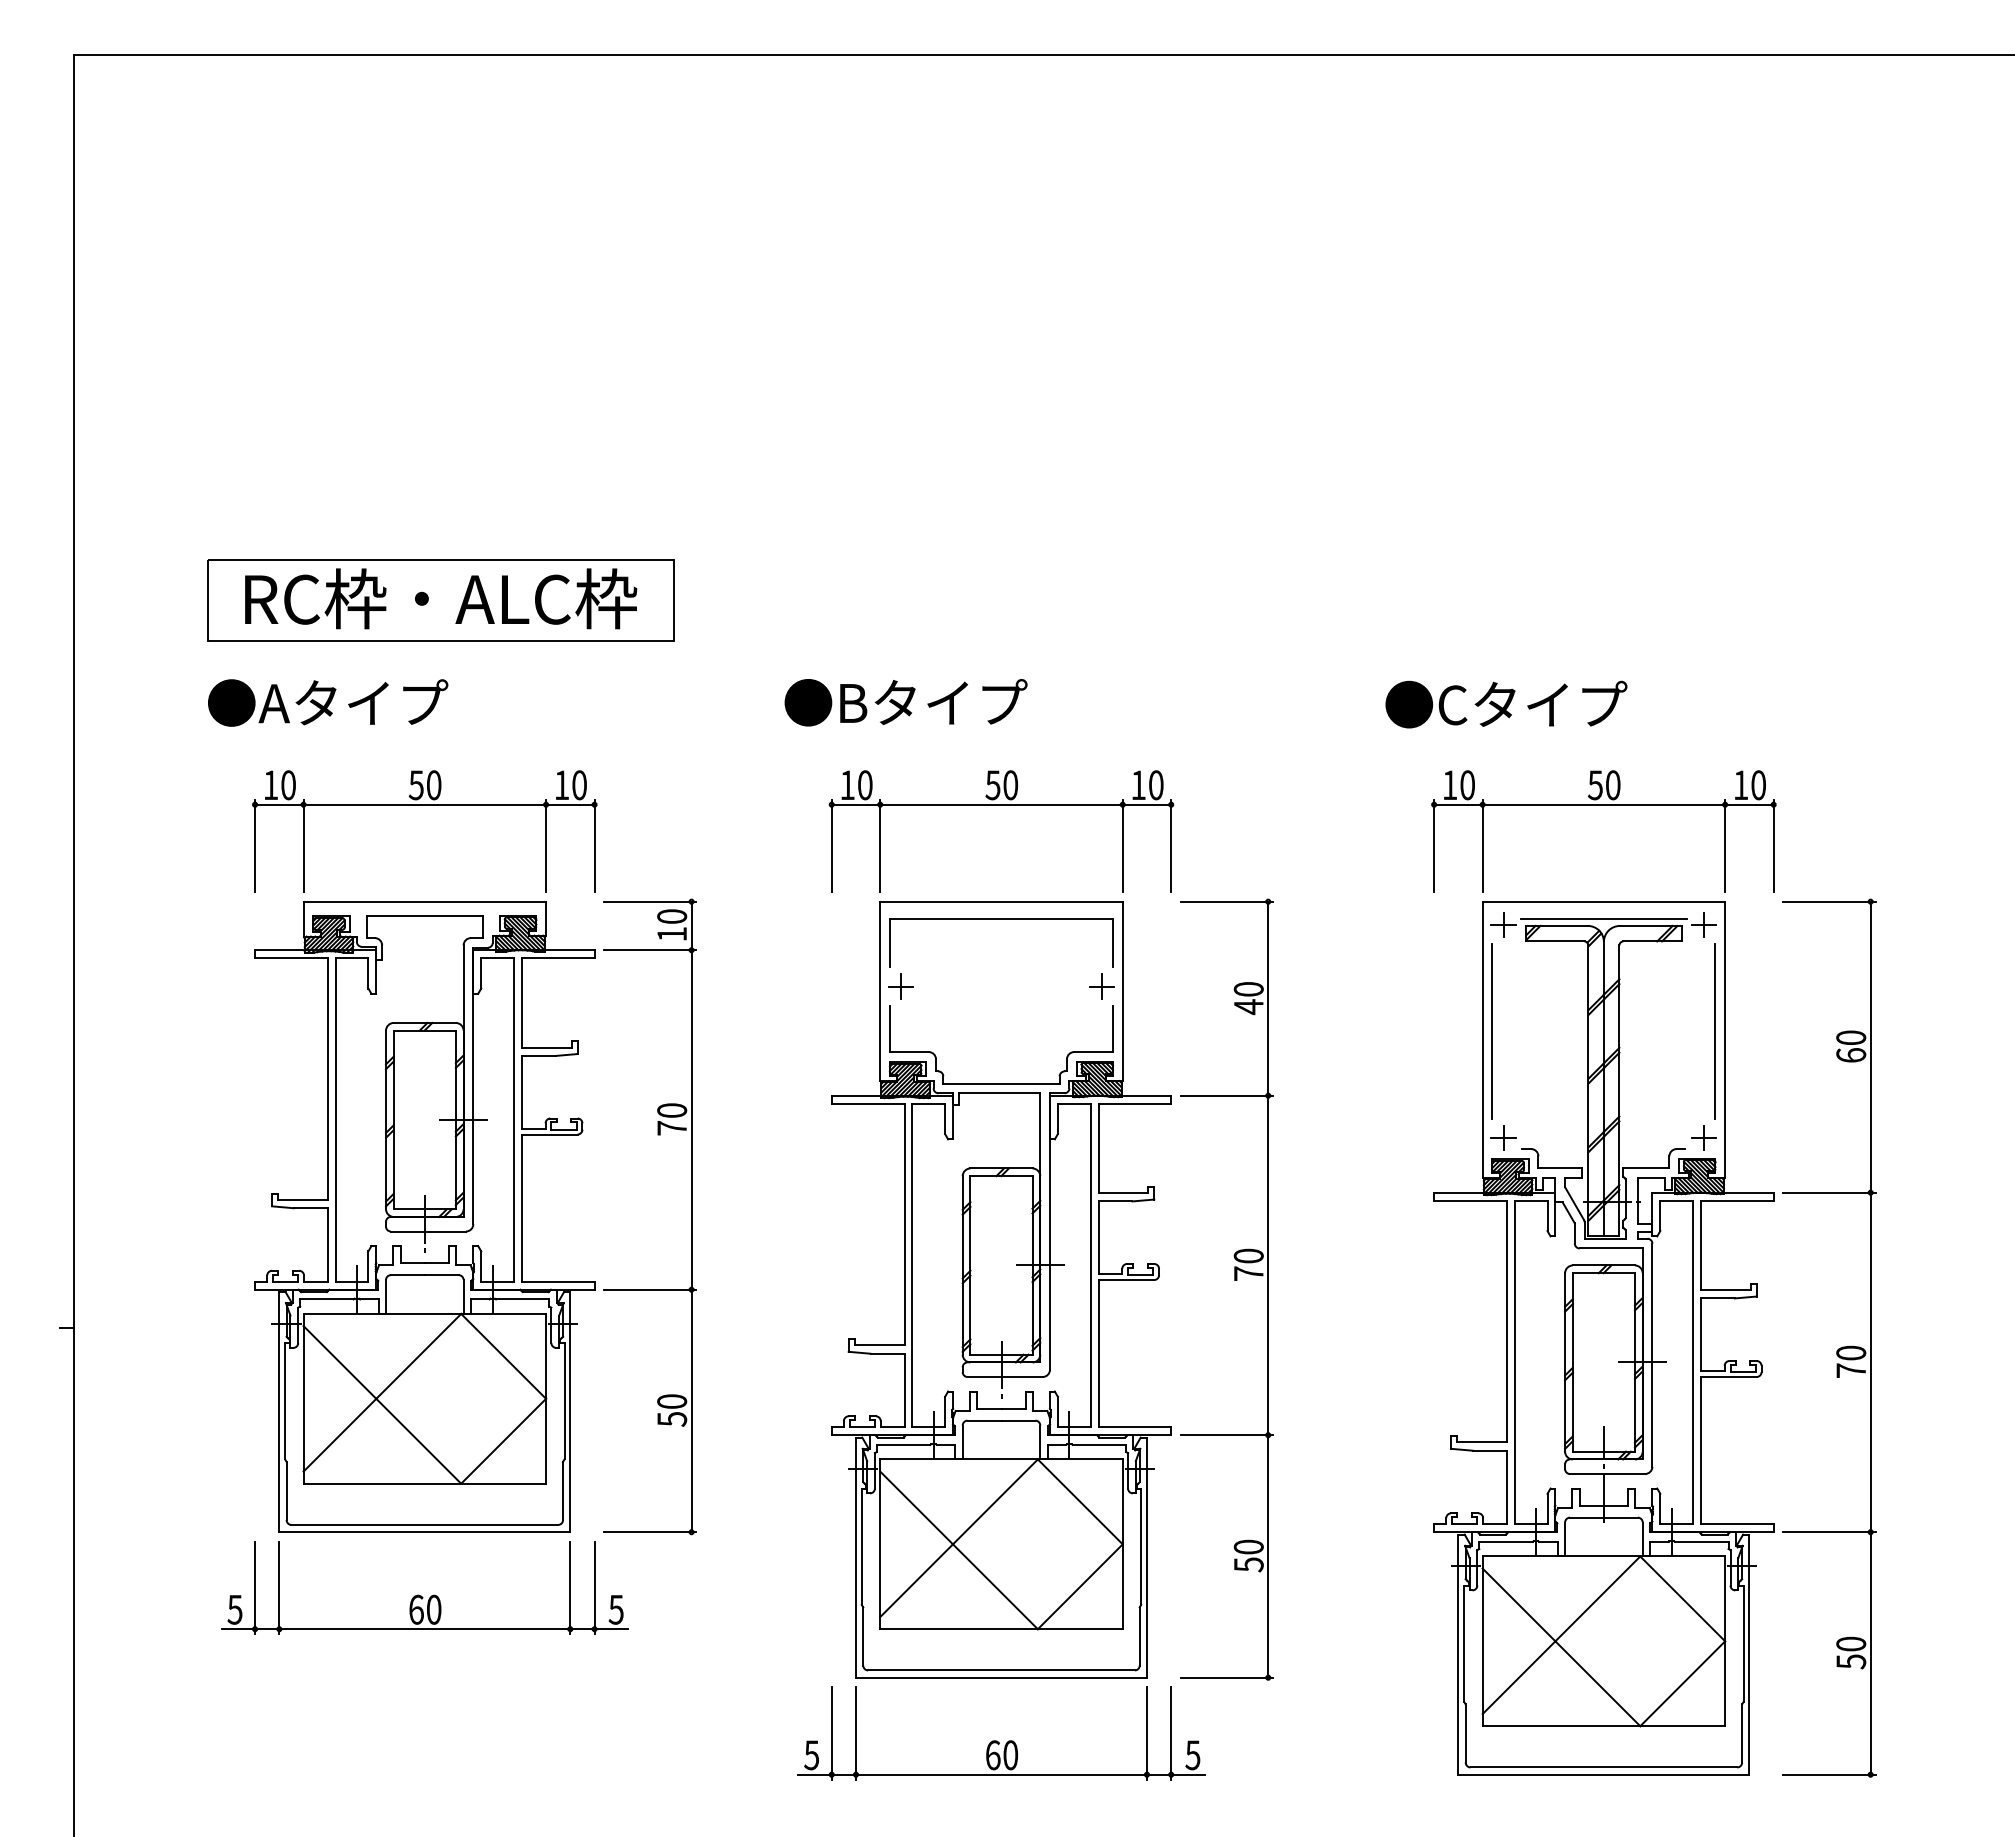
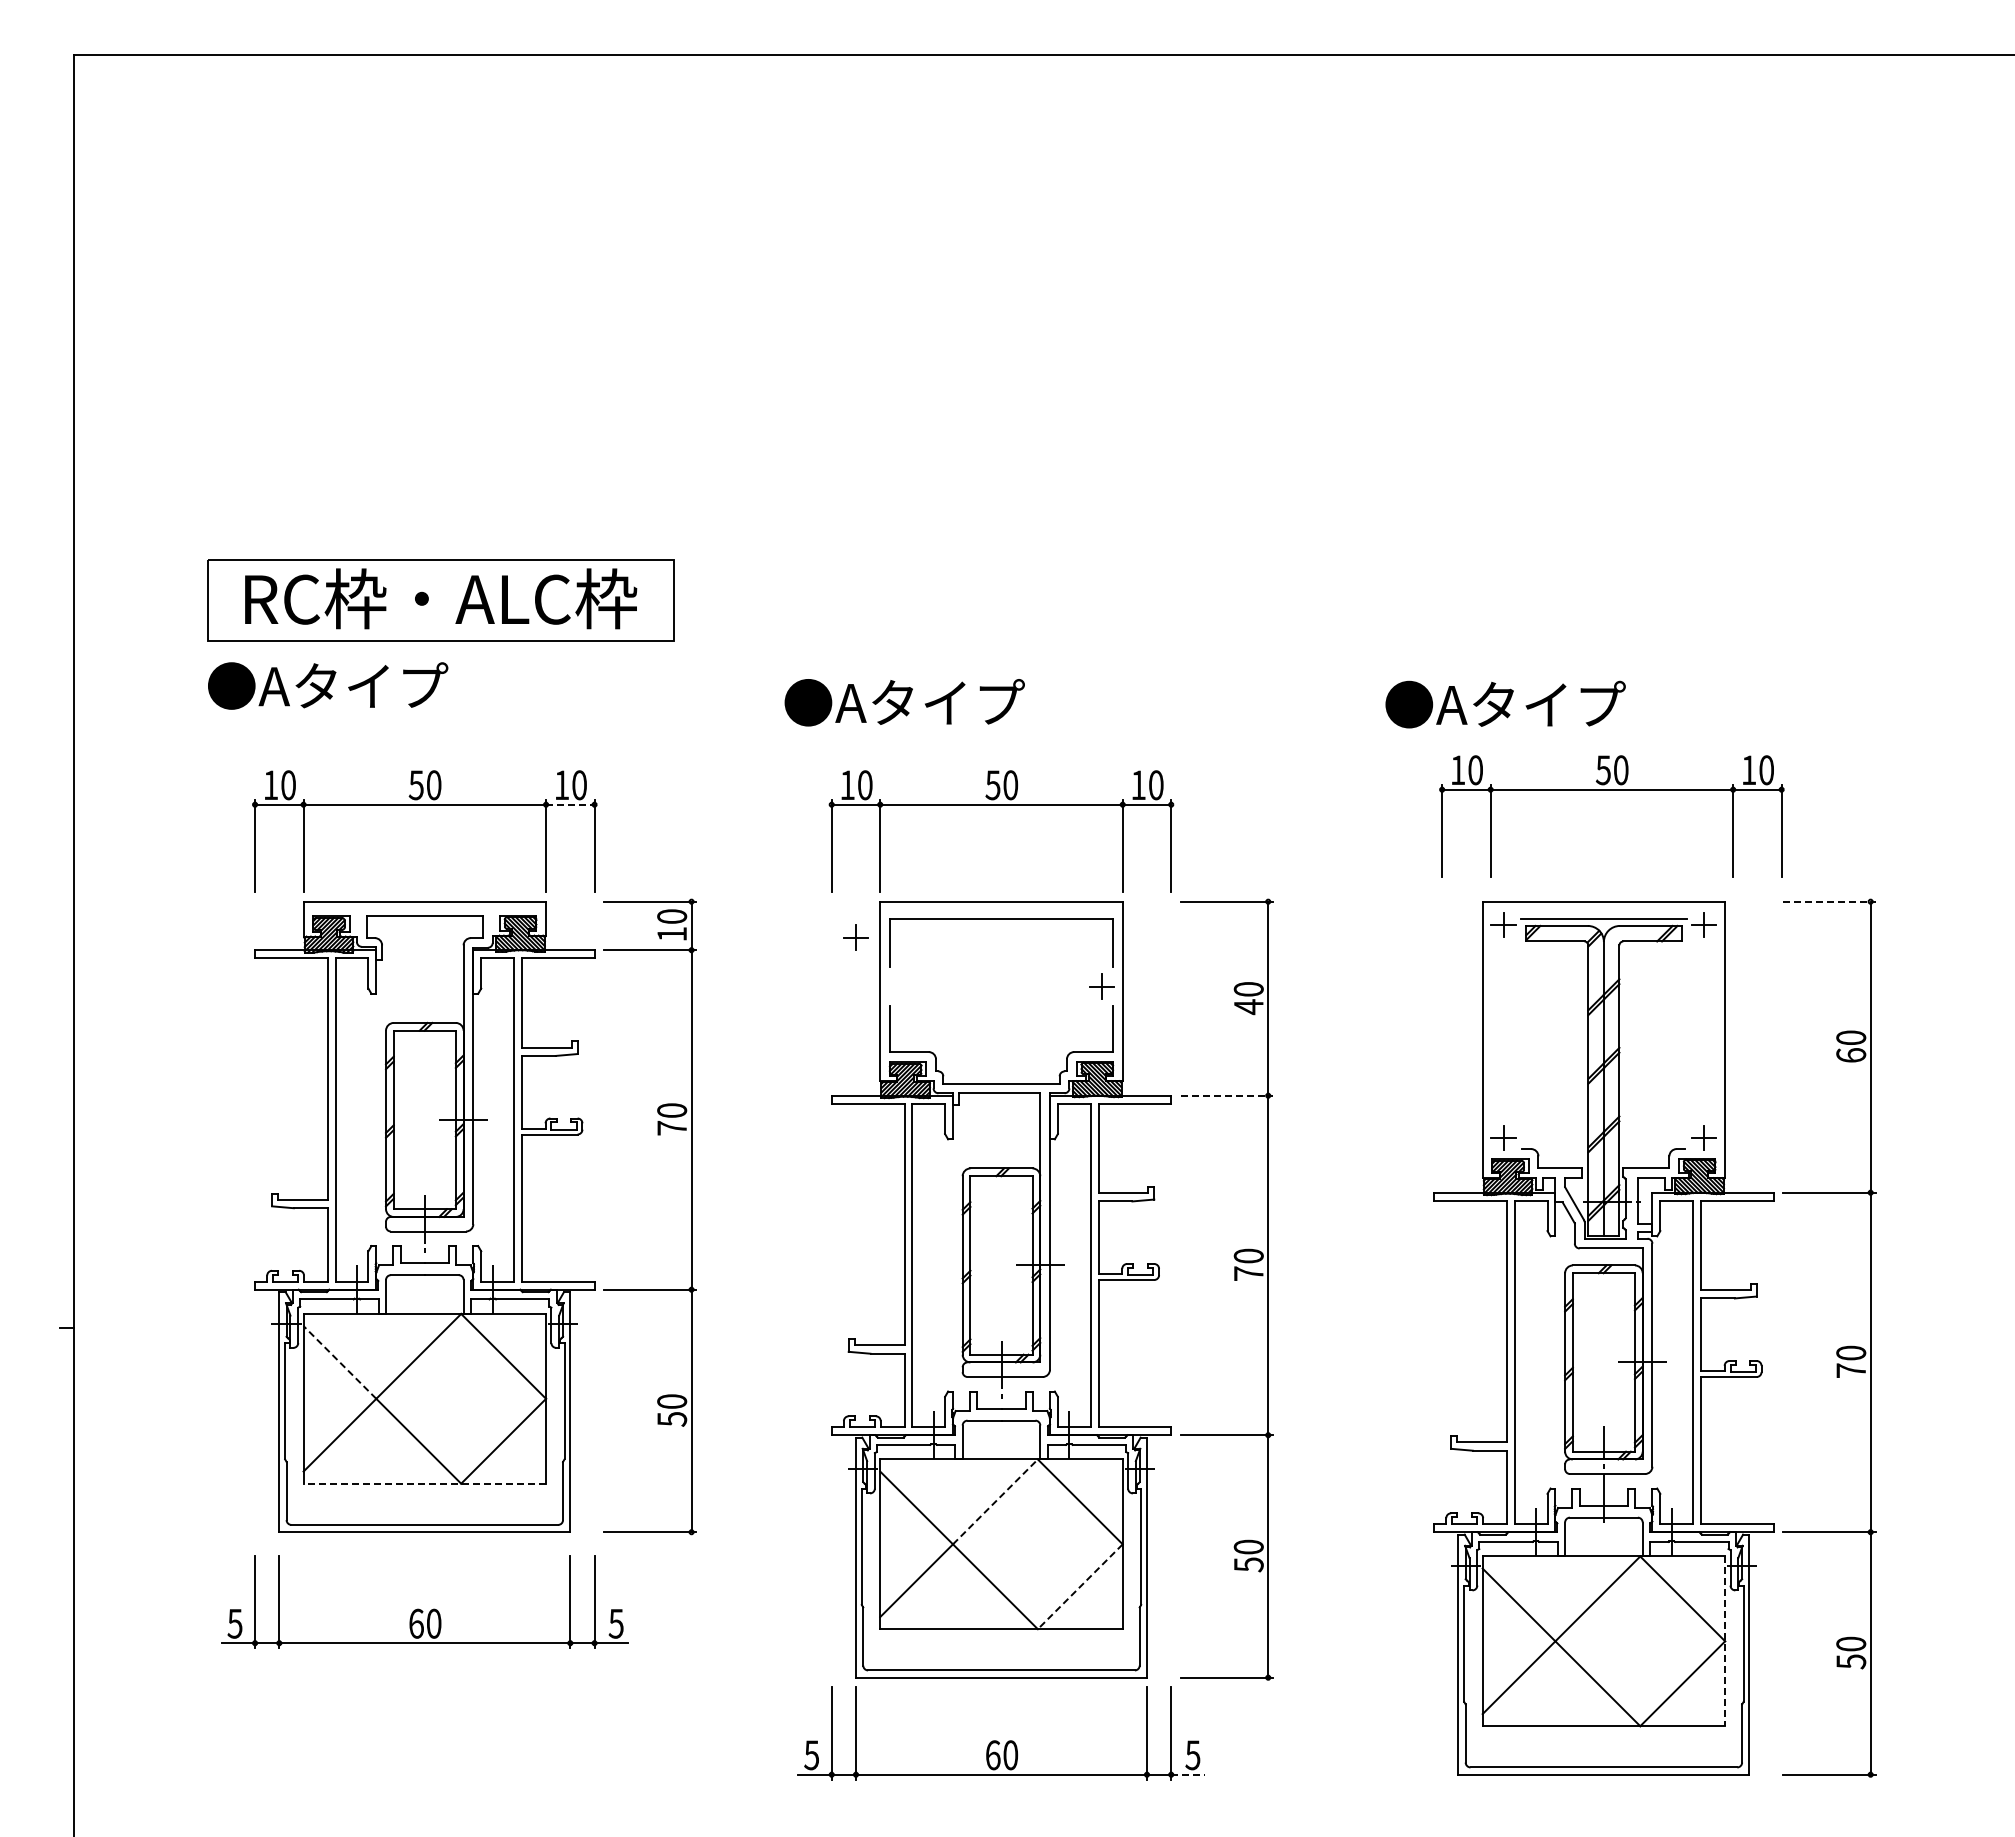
text: ●Bタイプ -> ●Aタイプ (931, 701)
text position: (328, 702) -> (328, 685) (328, 685)
text: ●Cタイプ -> ●Aタイプ (1531, 703)
line: solid -> dashed (570, 804)
part position: (1603, 805) -> (1611, 790) (1611, 790)
line: solid -> dashed (1829, 901)
part position: (900, 986) -> (855, 937) (855, 937)
line: present -> none (1492, 1031)
line: present -> none (1715, 1031)
line: solid -> dashed (1227, 1095)
line: solid -> dashed (339, 1362)
line: solid -> dashed (424, 1483)
line: solid -> dashed (995, 1501)
line: solid -> dashed (1079, 1587)
part position: (421, 1595) -> (421, 1609) (421, 1609)
line: solid -> dashed (1725, 1641)
line: solid -> dashed (1187, 1774)
